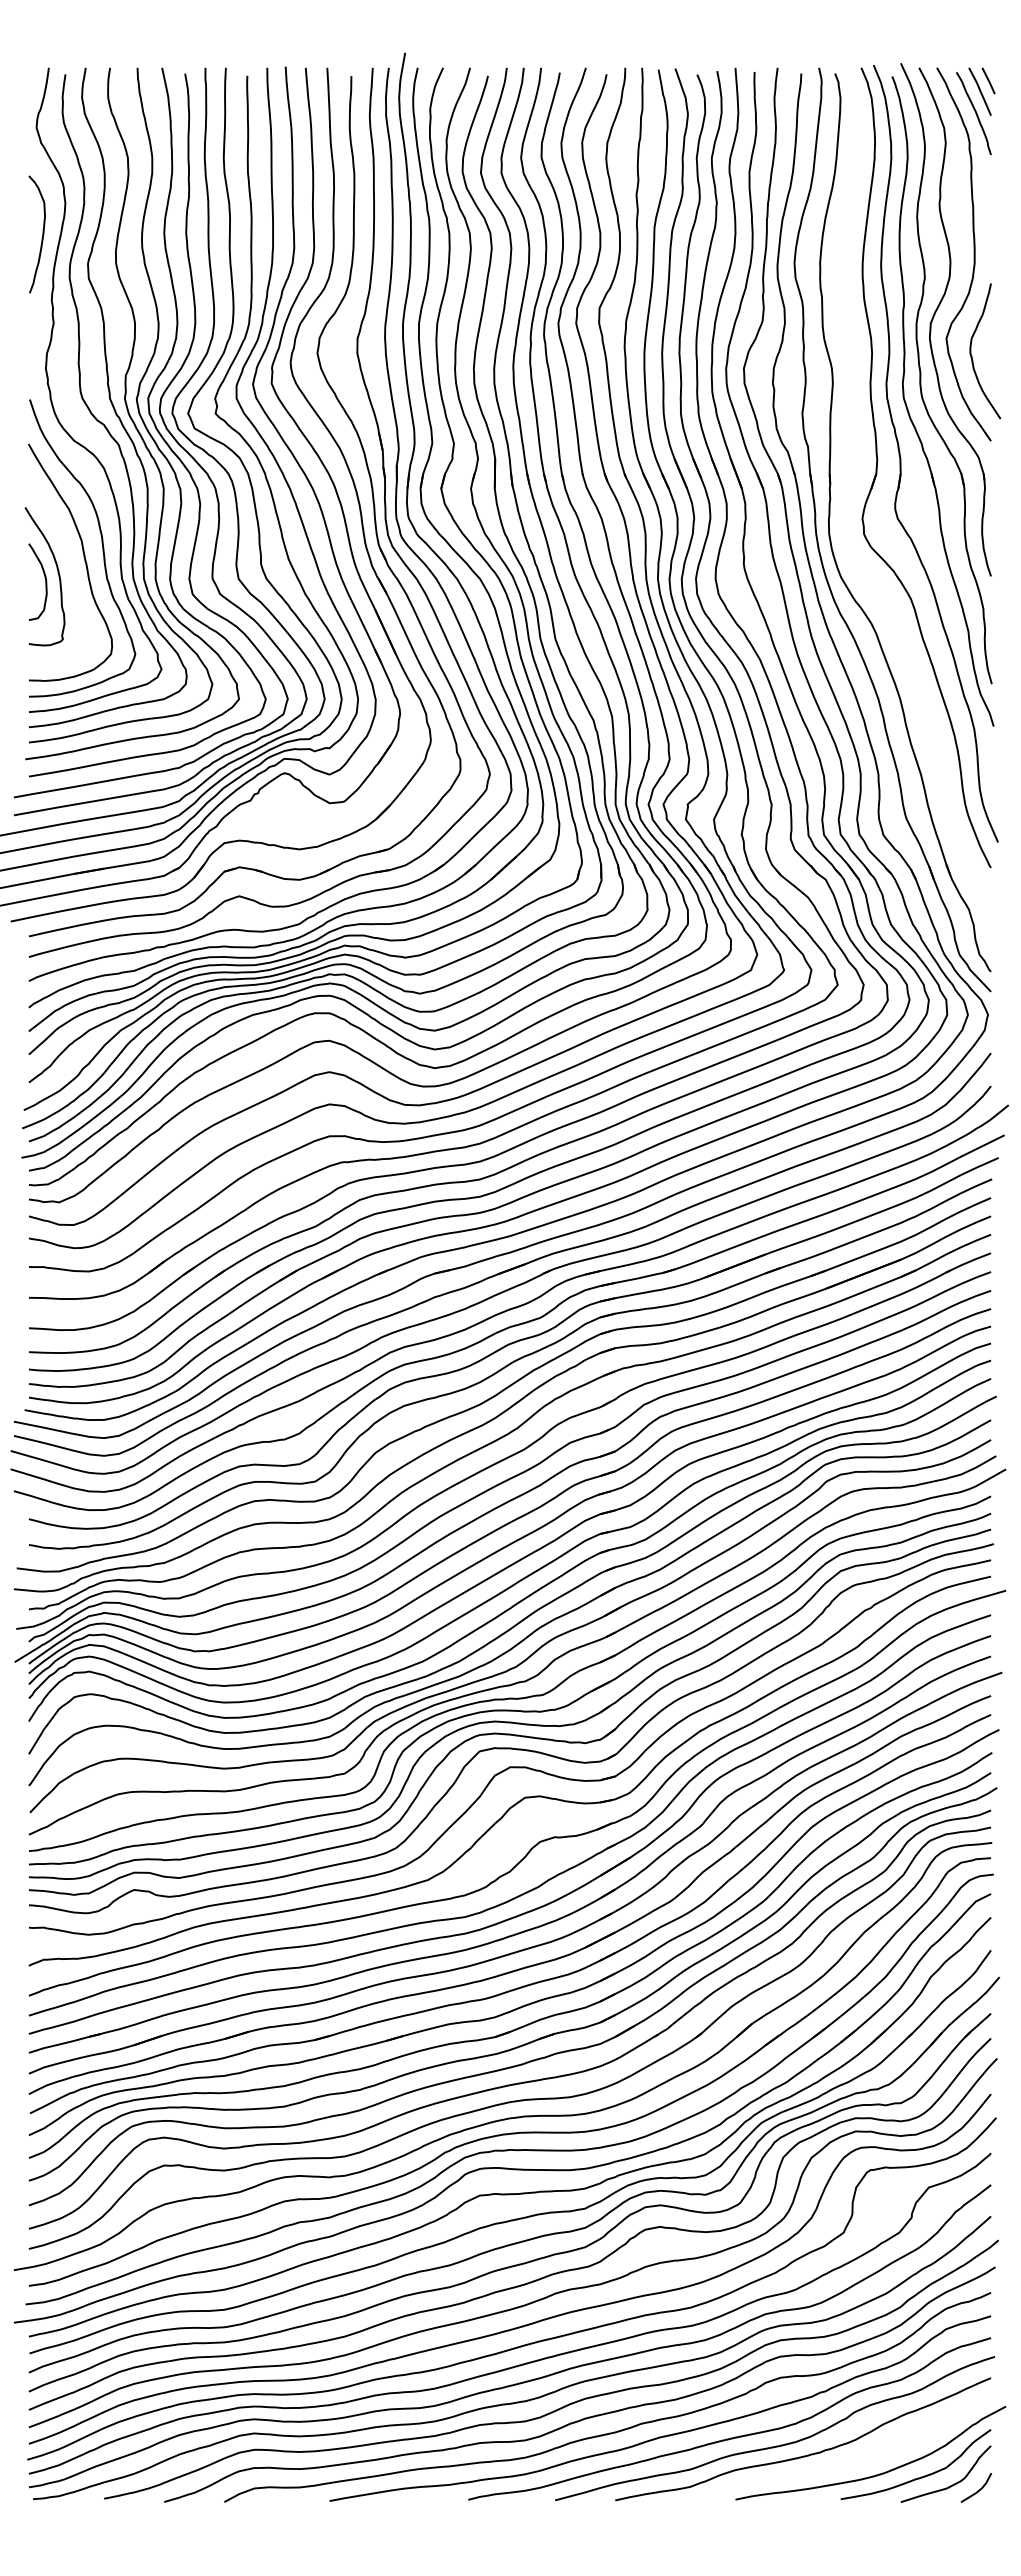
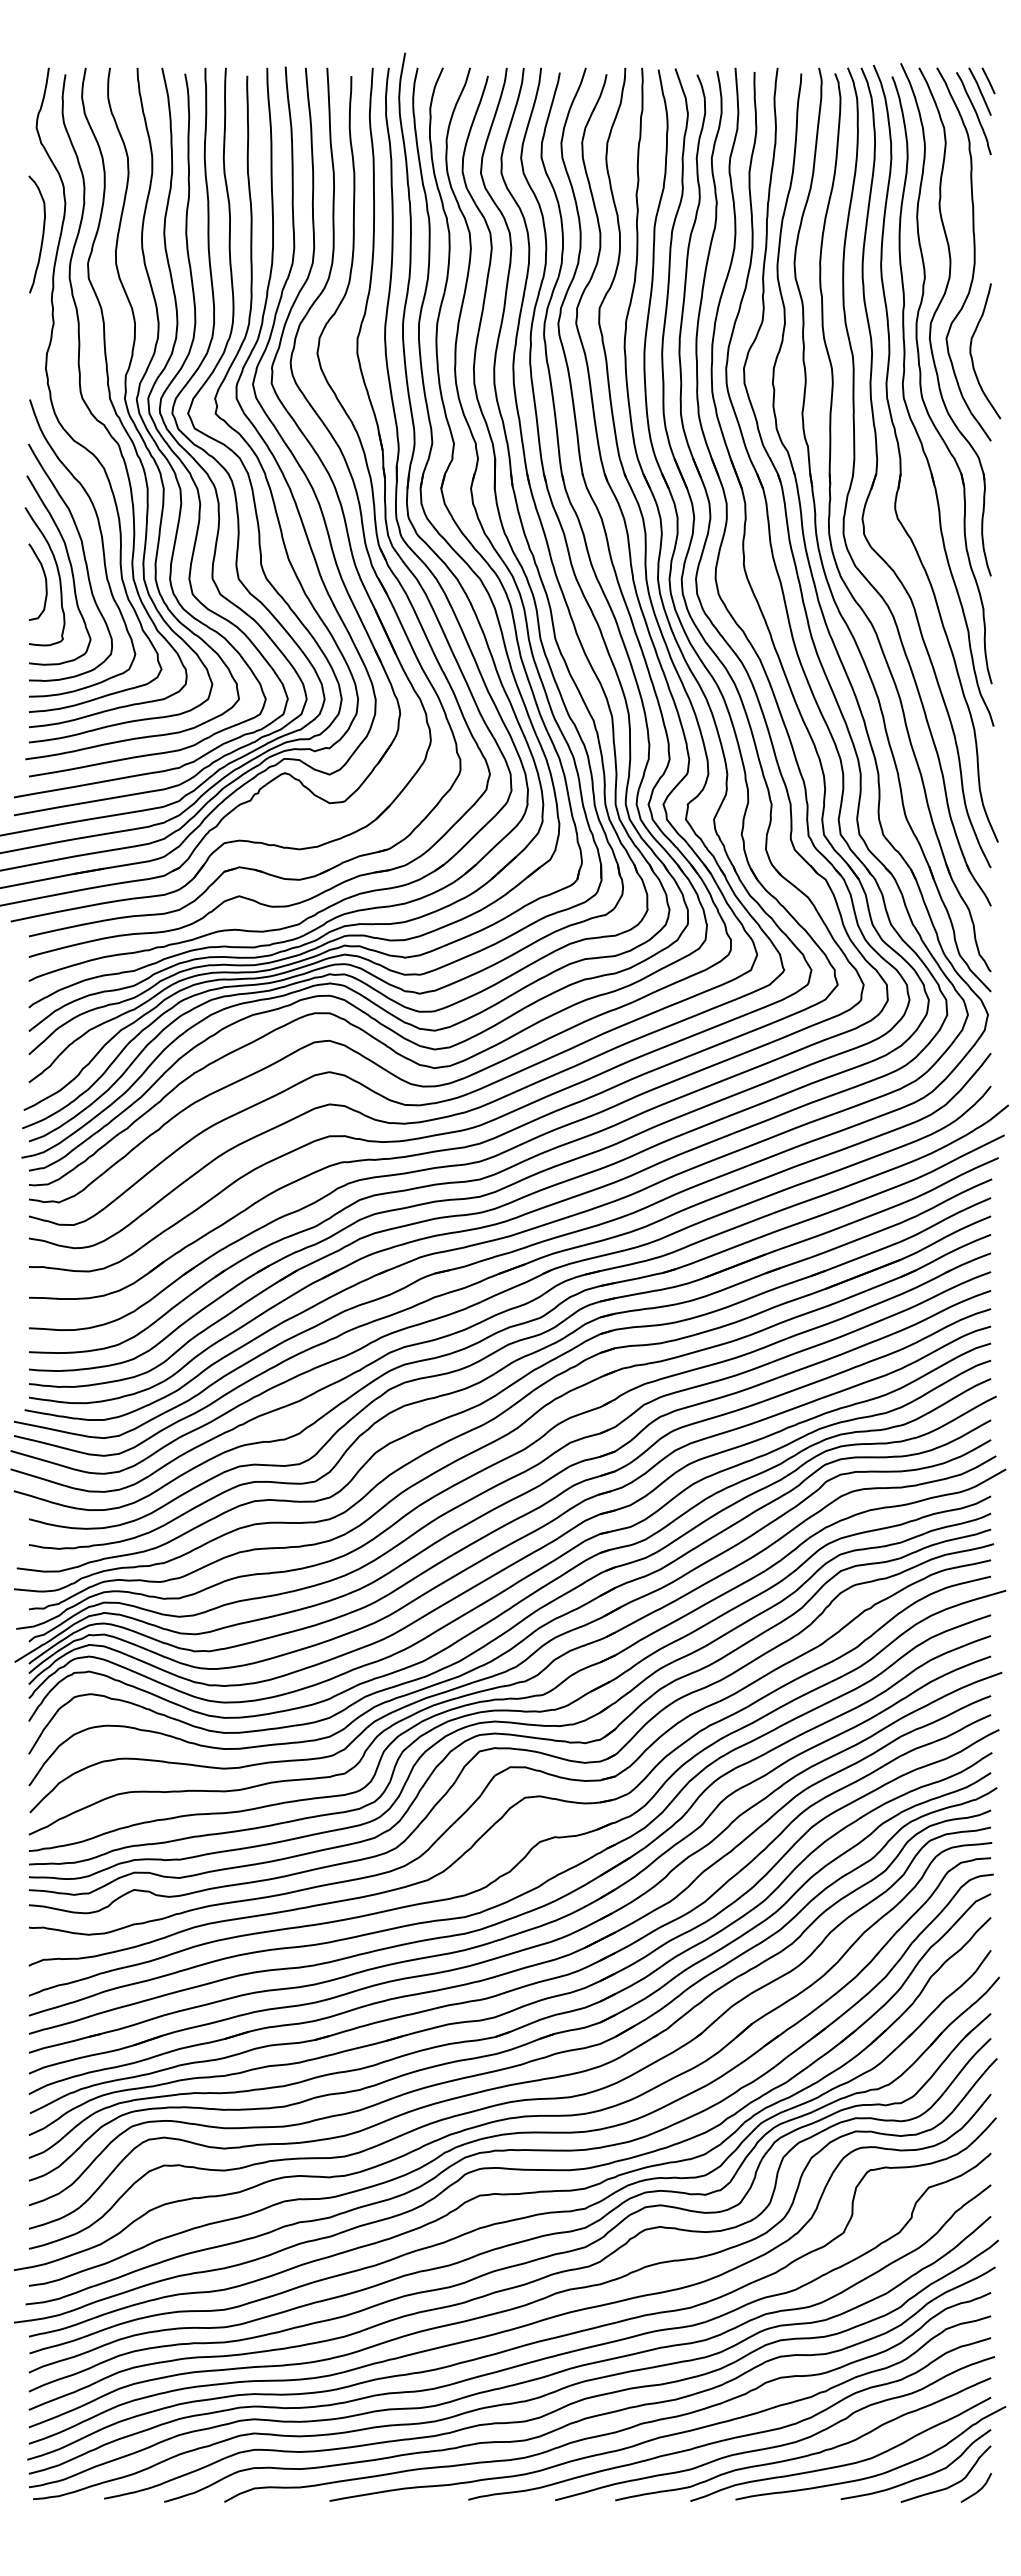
part: none -> present (854, 474)
curve: none -> present (70, 568)
curve: none -> present (842, 2464)
